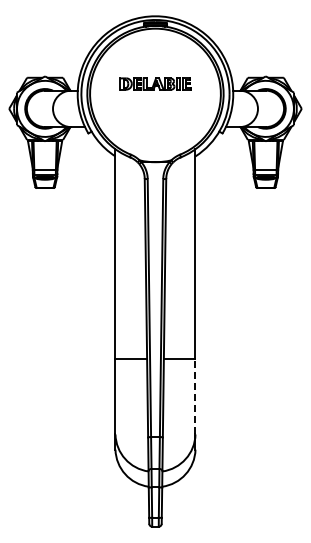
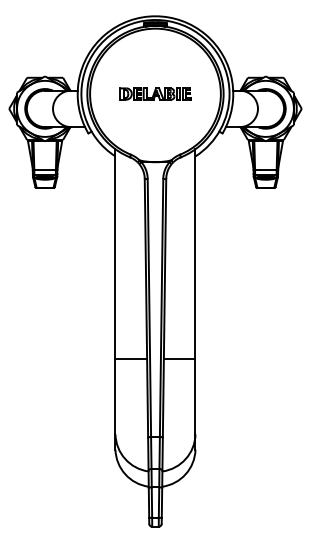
part position: (155, 83) -> (155, 93) (155, 93)
line: dashed -> solid (195, 396)
